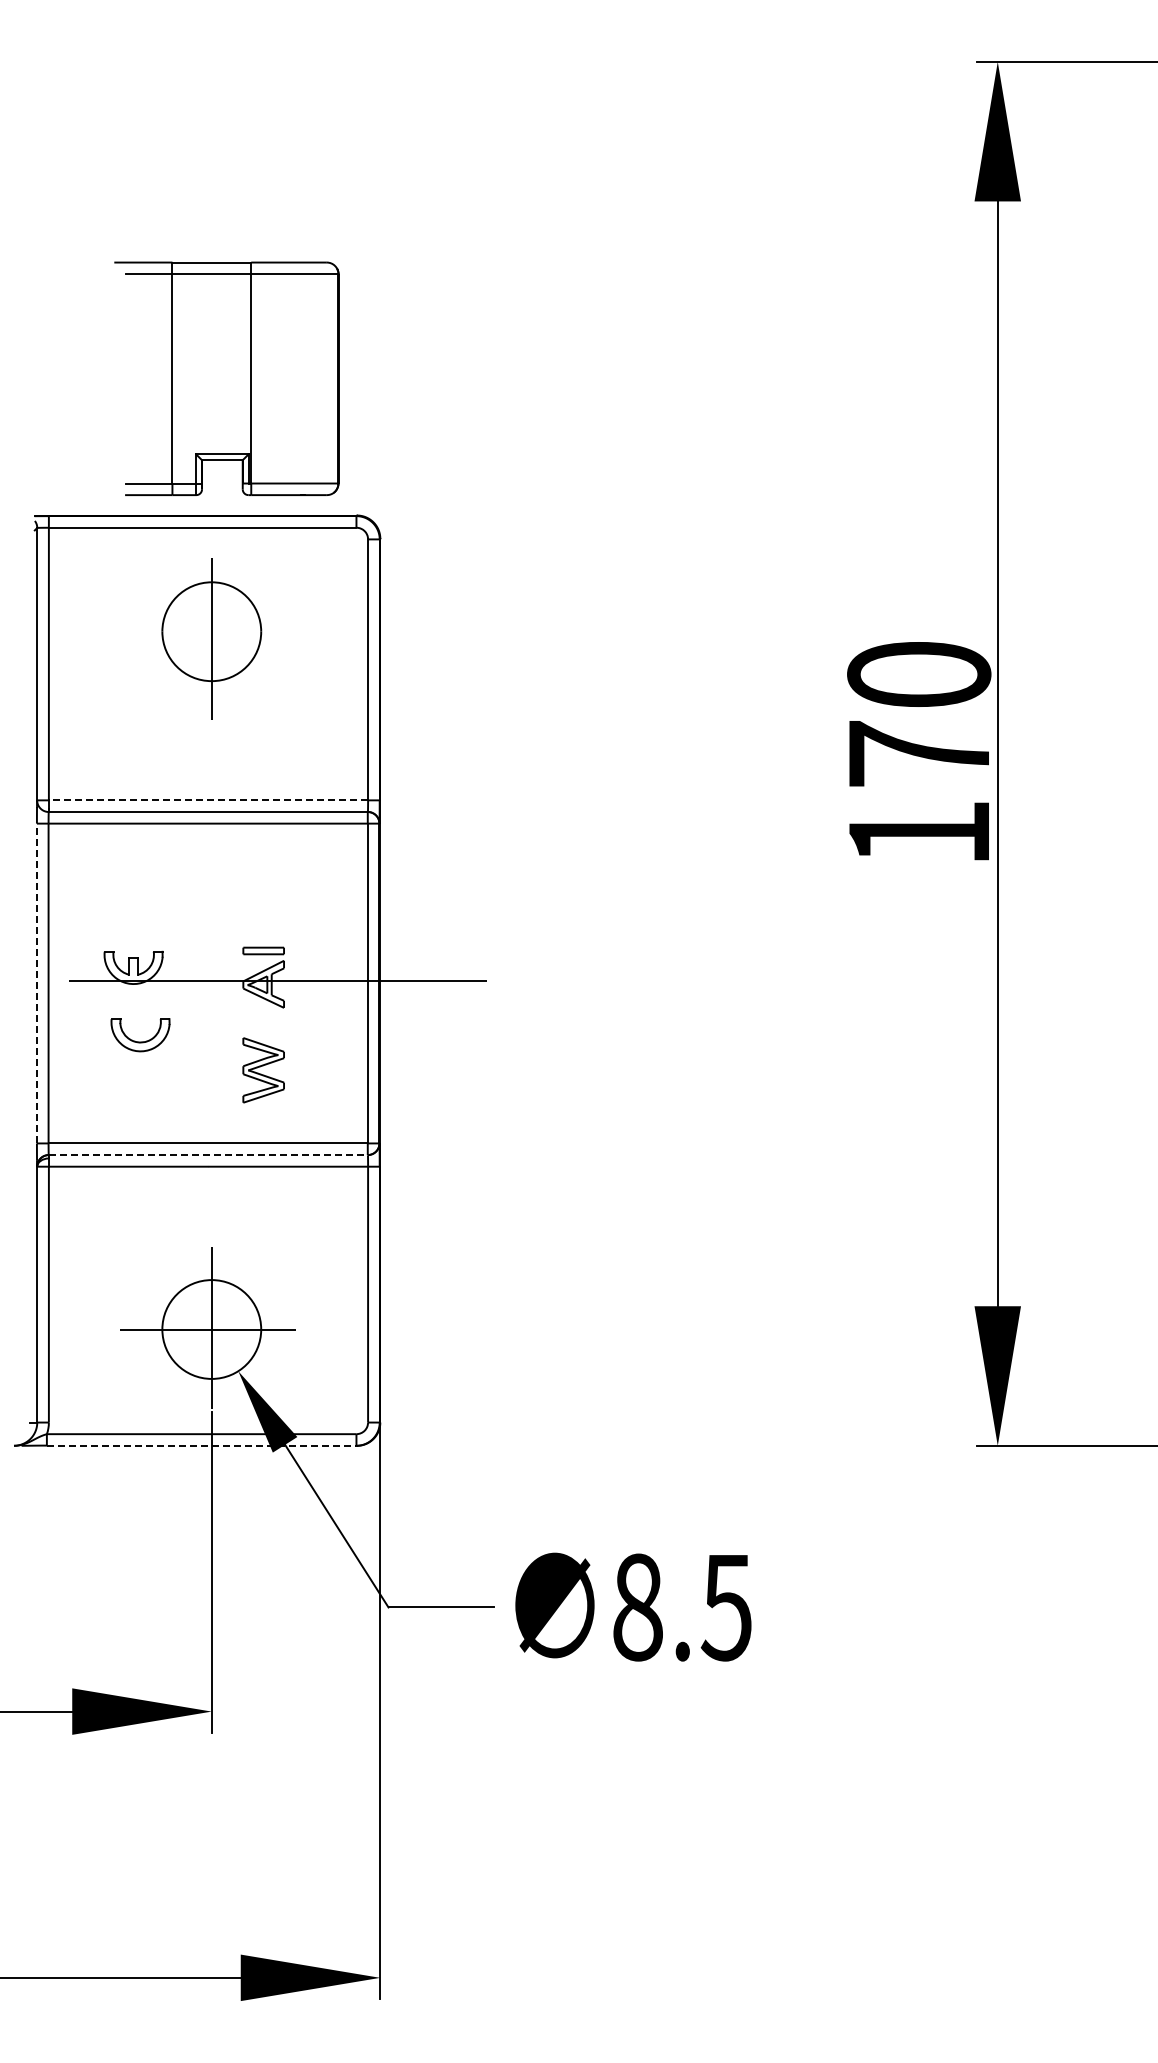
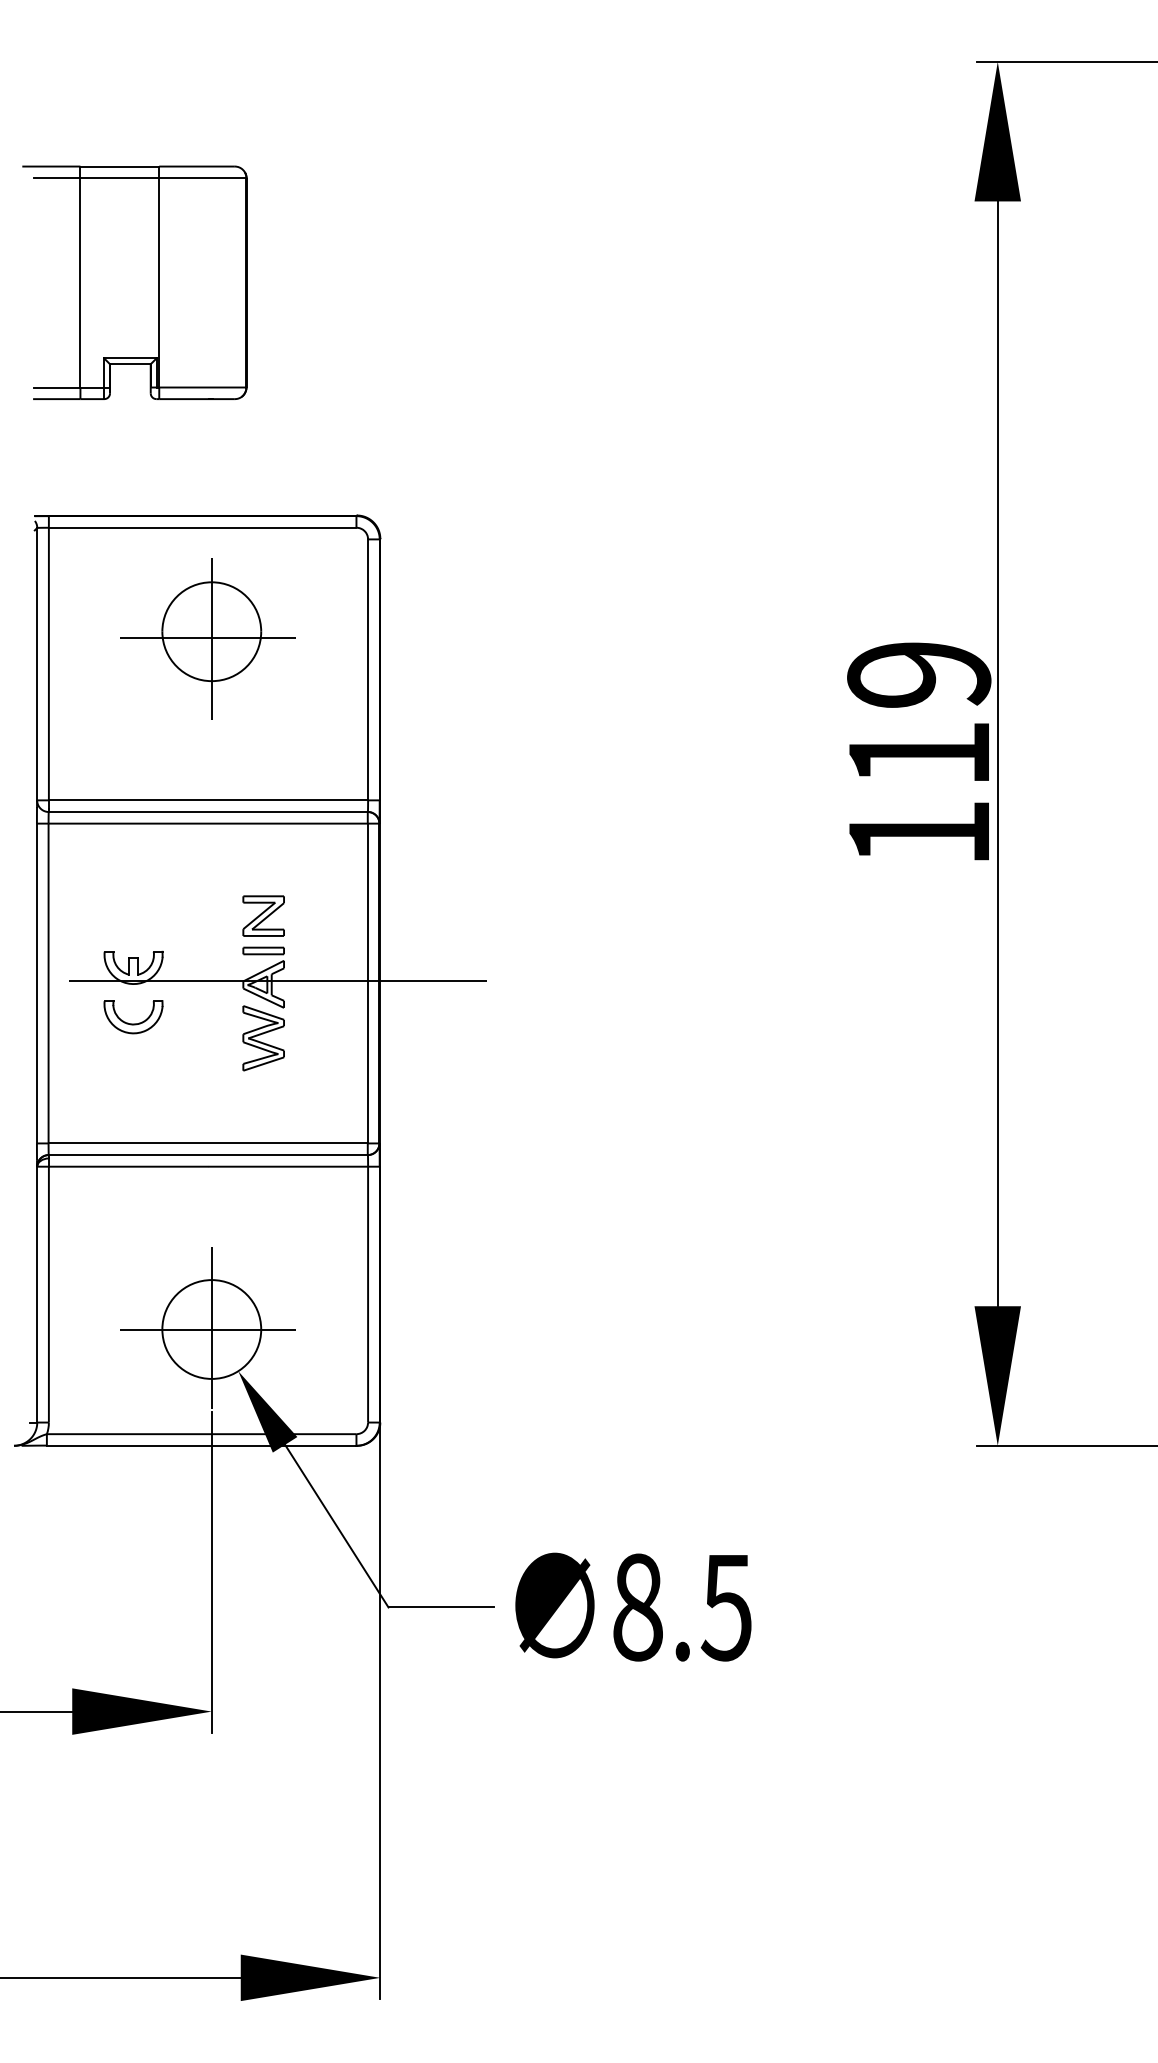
part position: (226, 378) -> (134, 282) (134, 282)
line: none -> present (208, 637)
text: 170 -> 119 (919, 714)
line: dashed -> solid (208, 800)
part: none -> present (263, 915)
line: dashed -> solid (36, 983)
part position: (140, 1035) -> (133, 1017) (133, 1017)
part position: (263, 1070) -> (263, 1038) (263, 1038)
line: dashed -> solid (208, 1155)
line: dashed -> solid (201, 1445)
